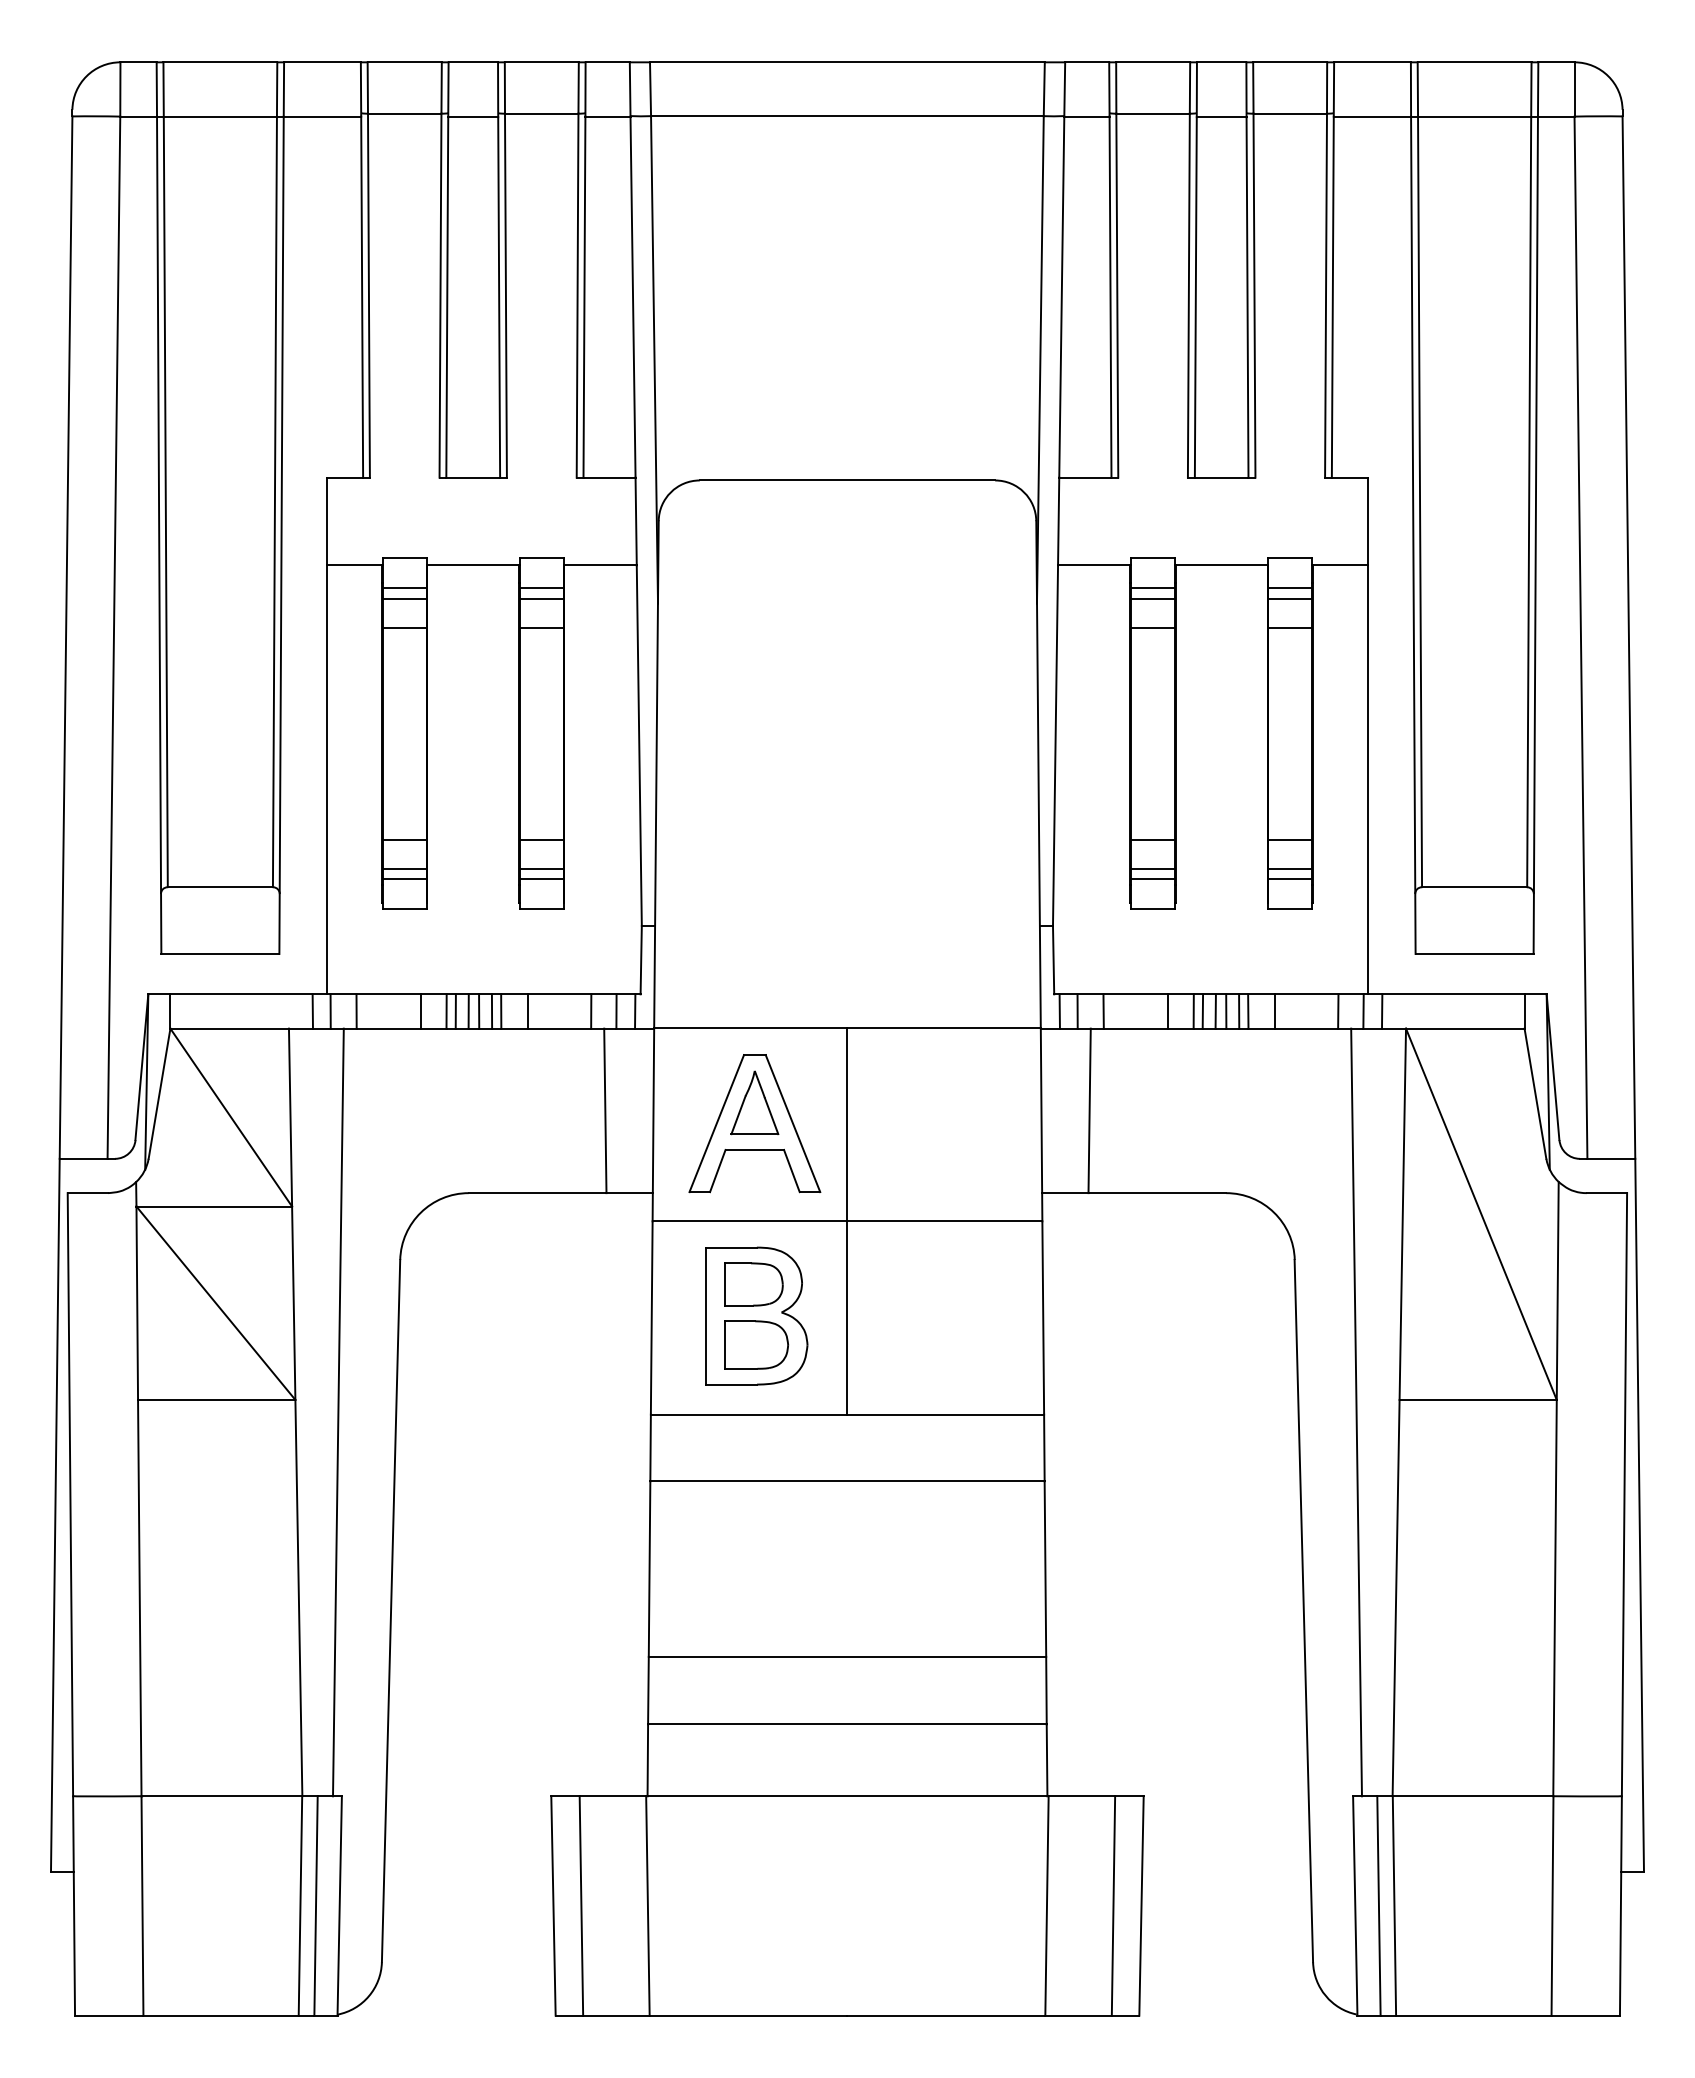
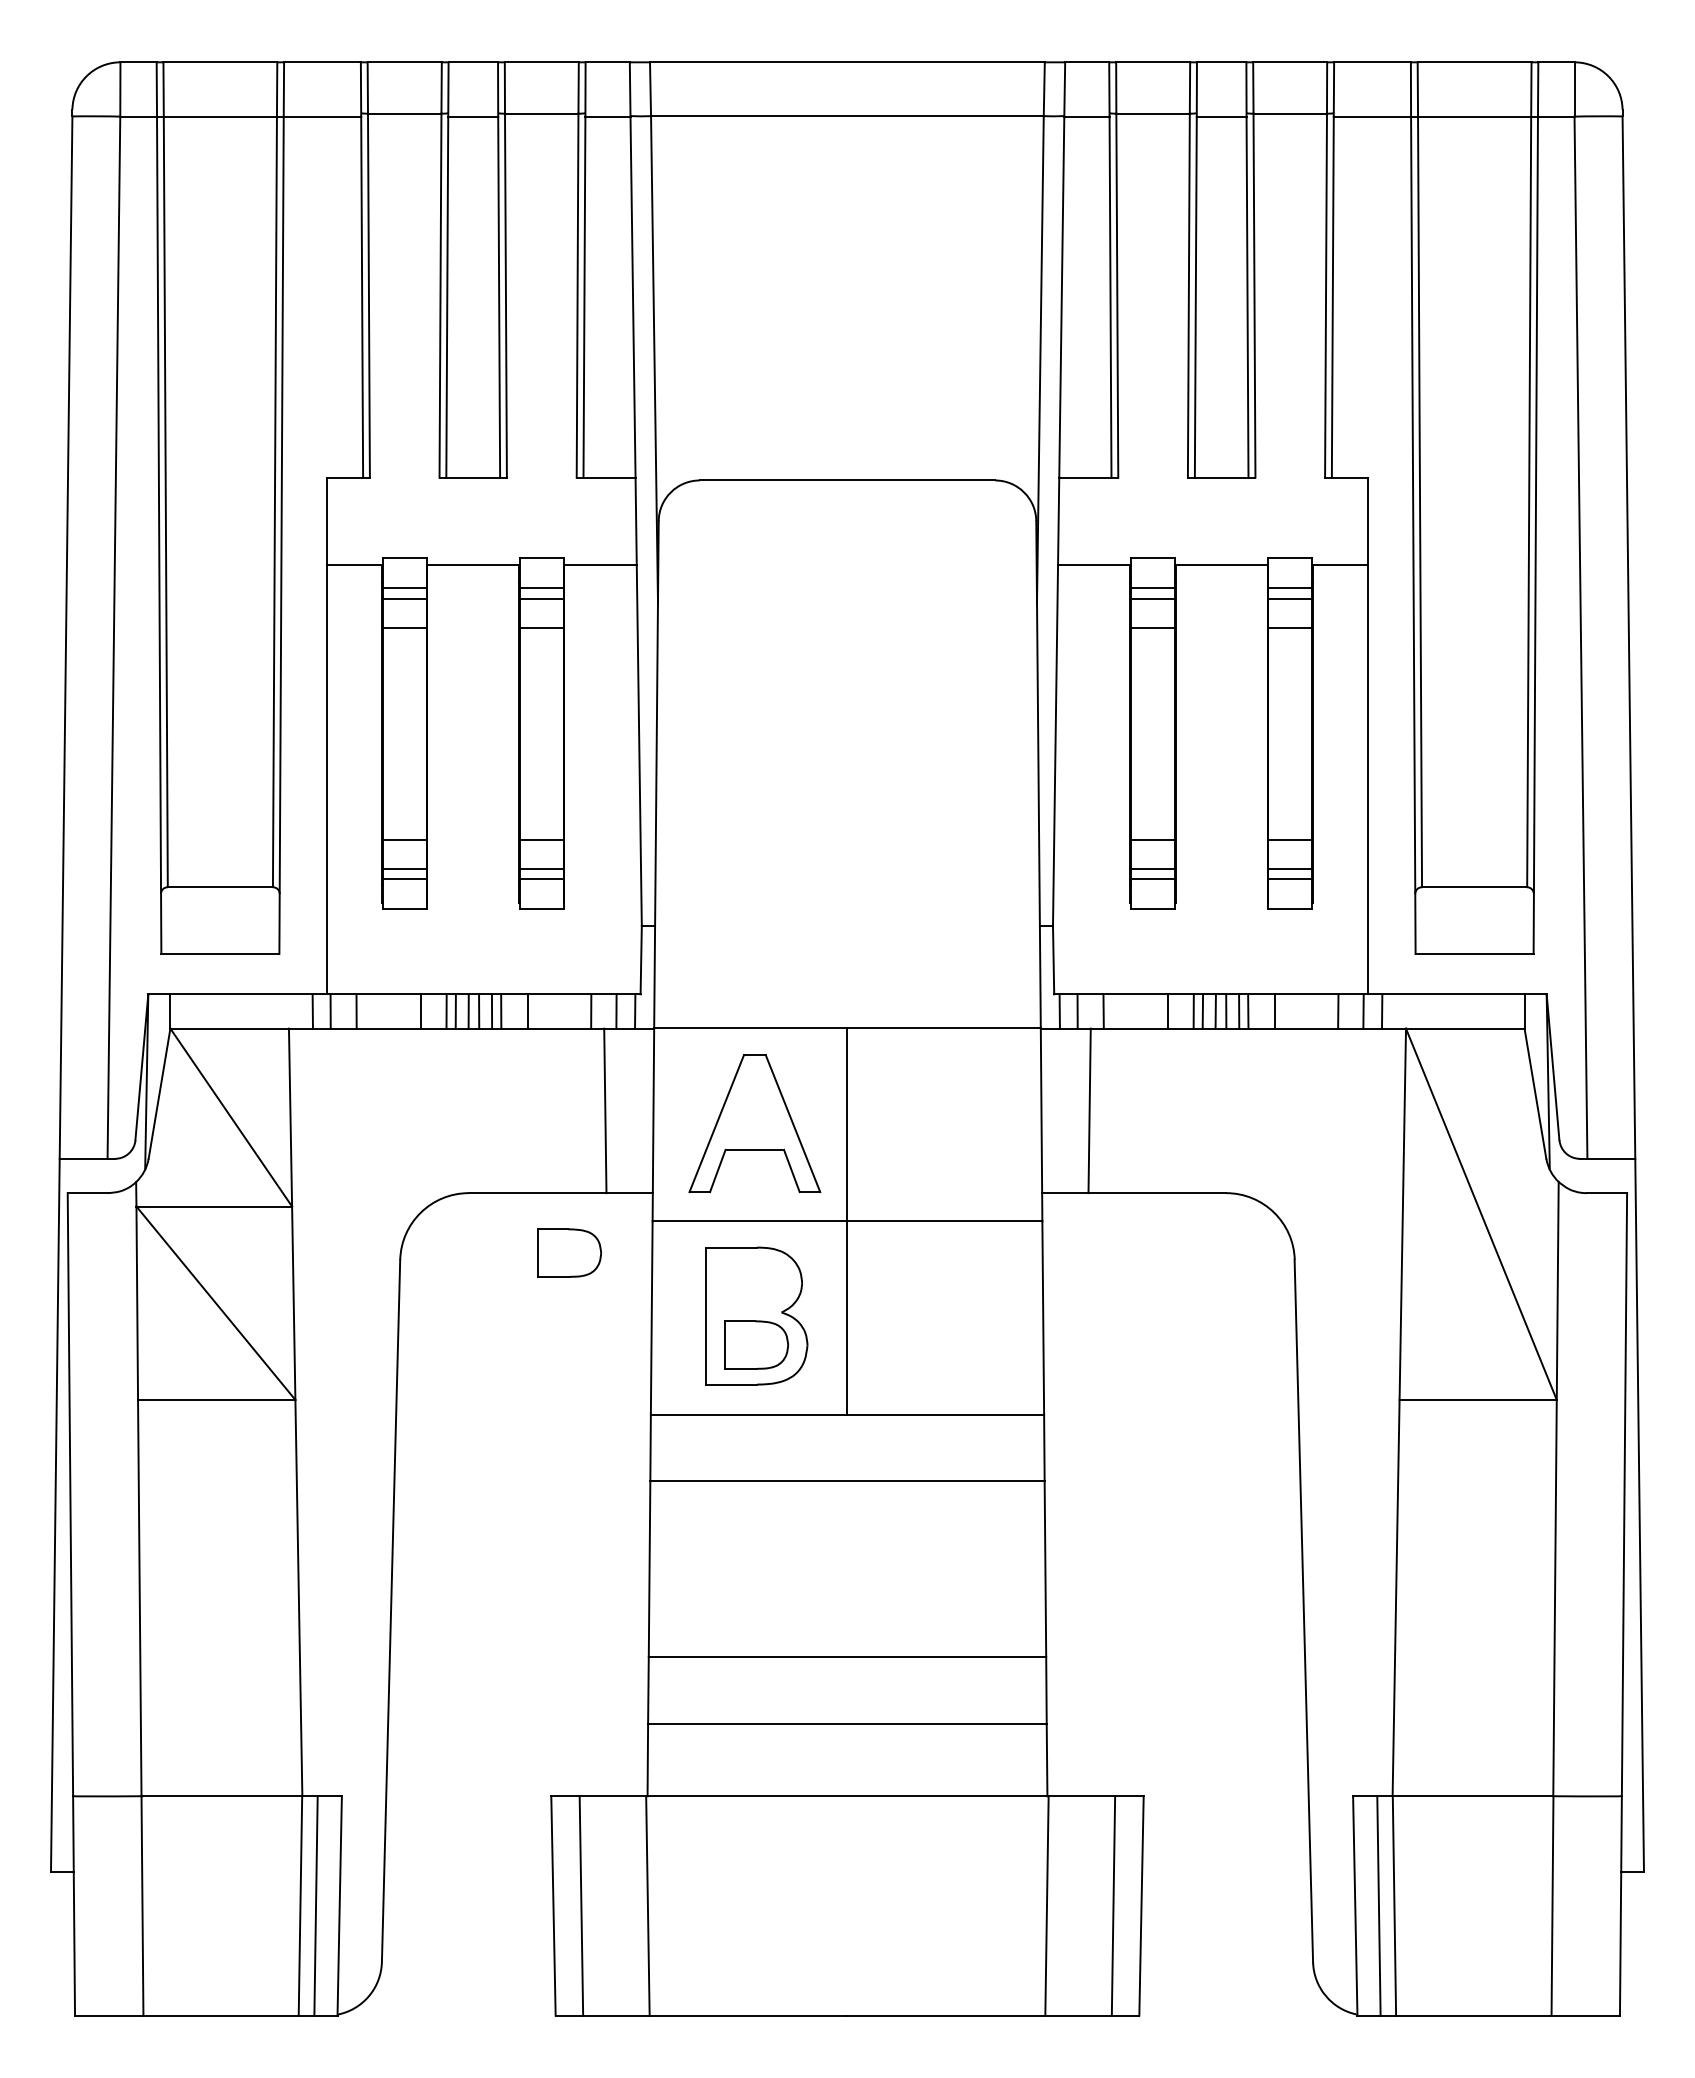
part: present -> none (754, 1102)
part: none -> present (569, 1252)
part: present -> none (753, 1284)
line: present -> none (338, 1412)
line: present -> none (1356, 1412)
